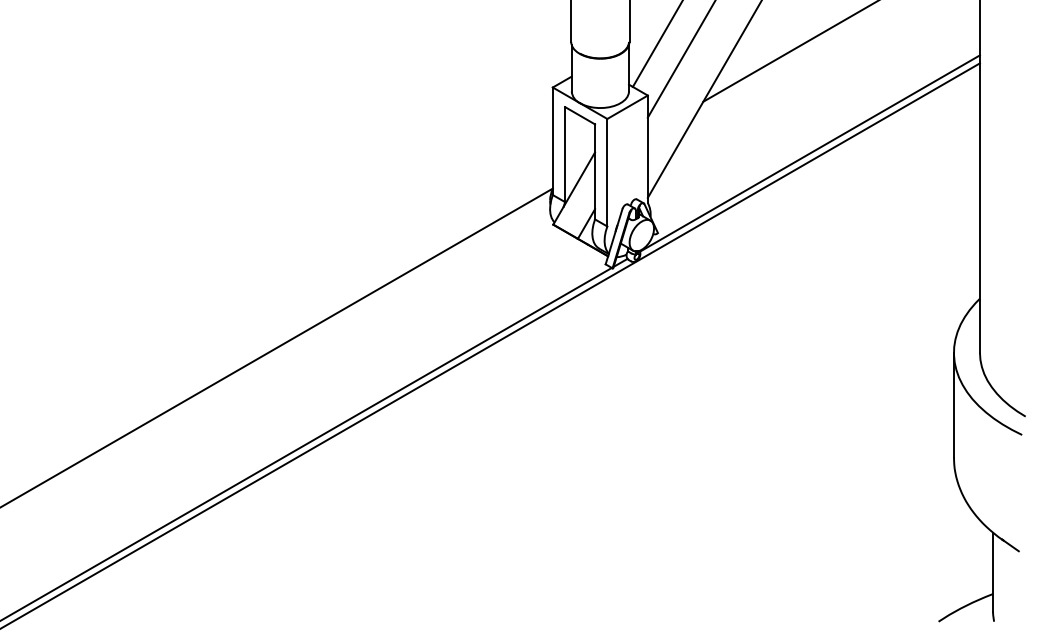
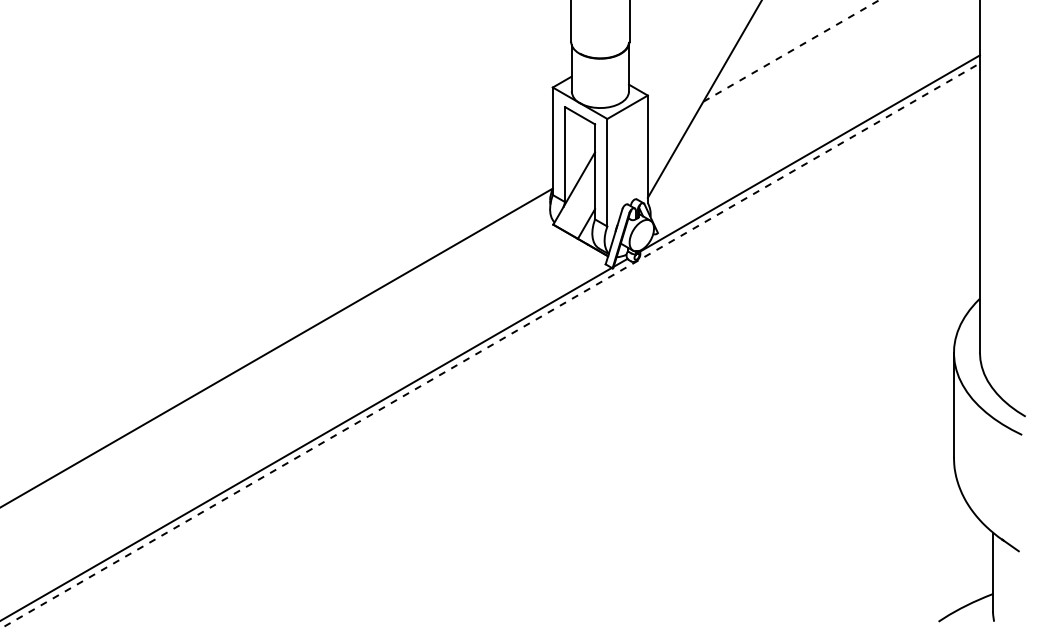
line: present -> none (656, 44)
line: solid -> dashed (791, 50)
line: present -> none (680, 59)
line: solid -> dashed (490, 345)
